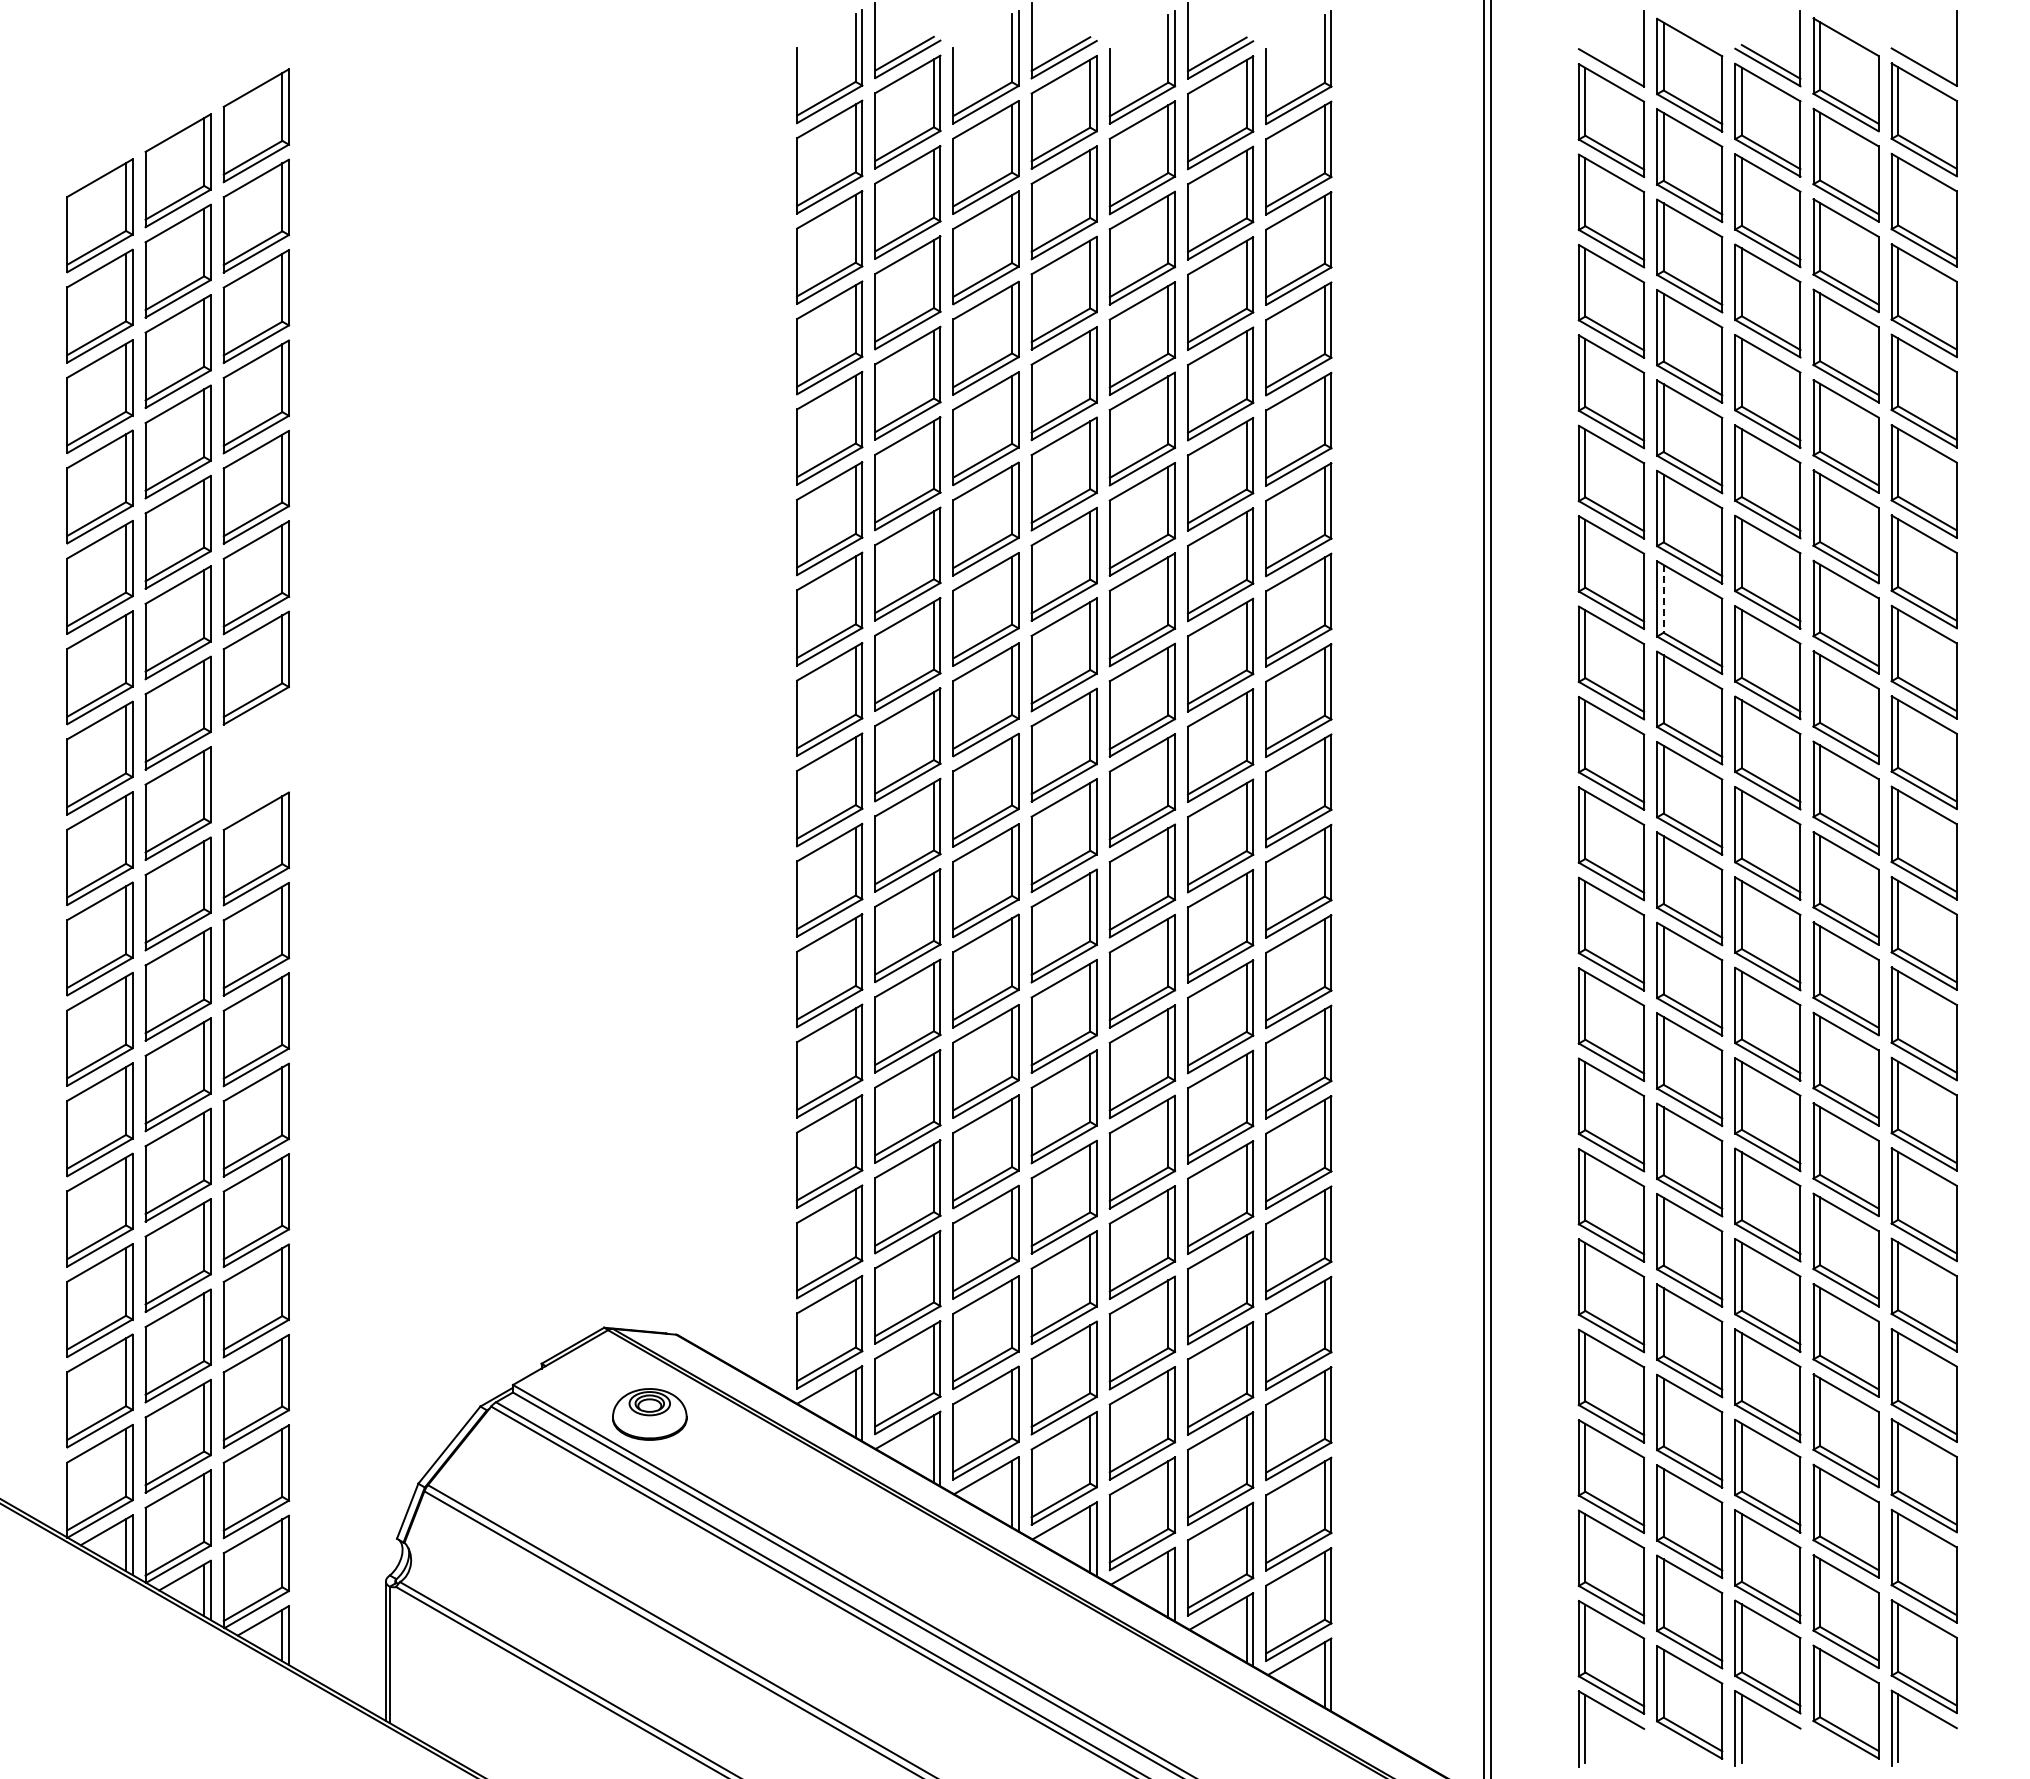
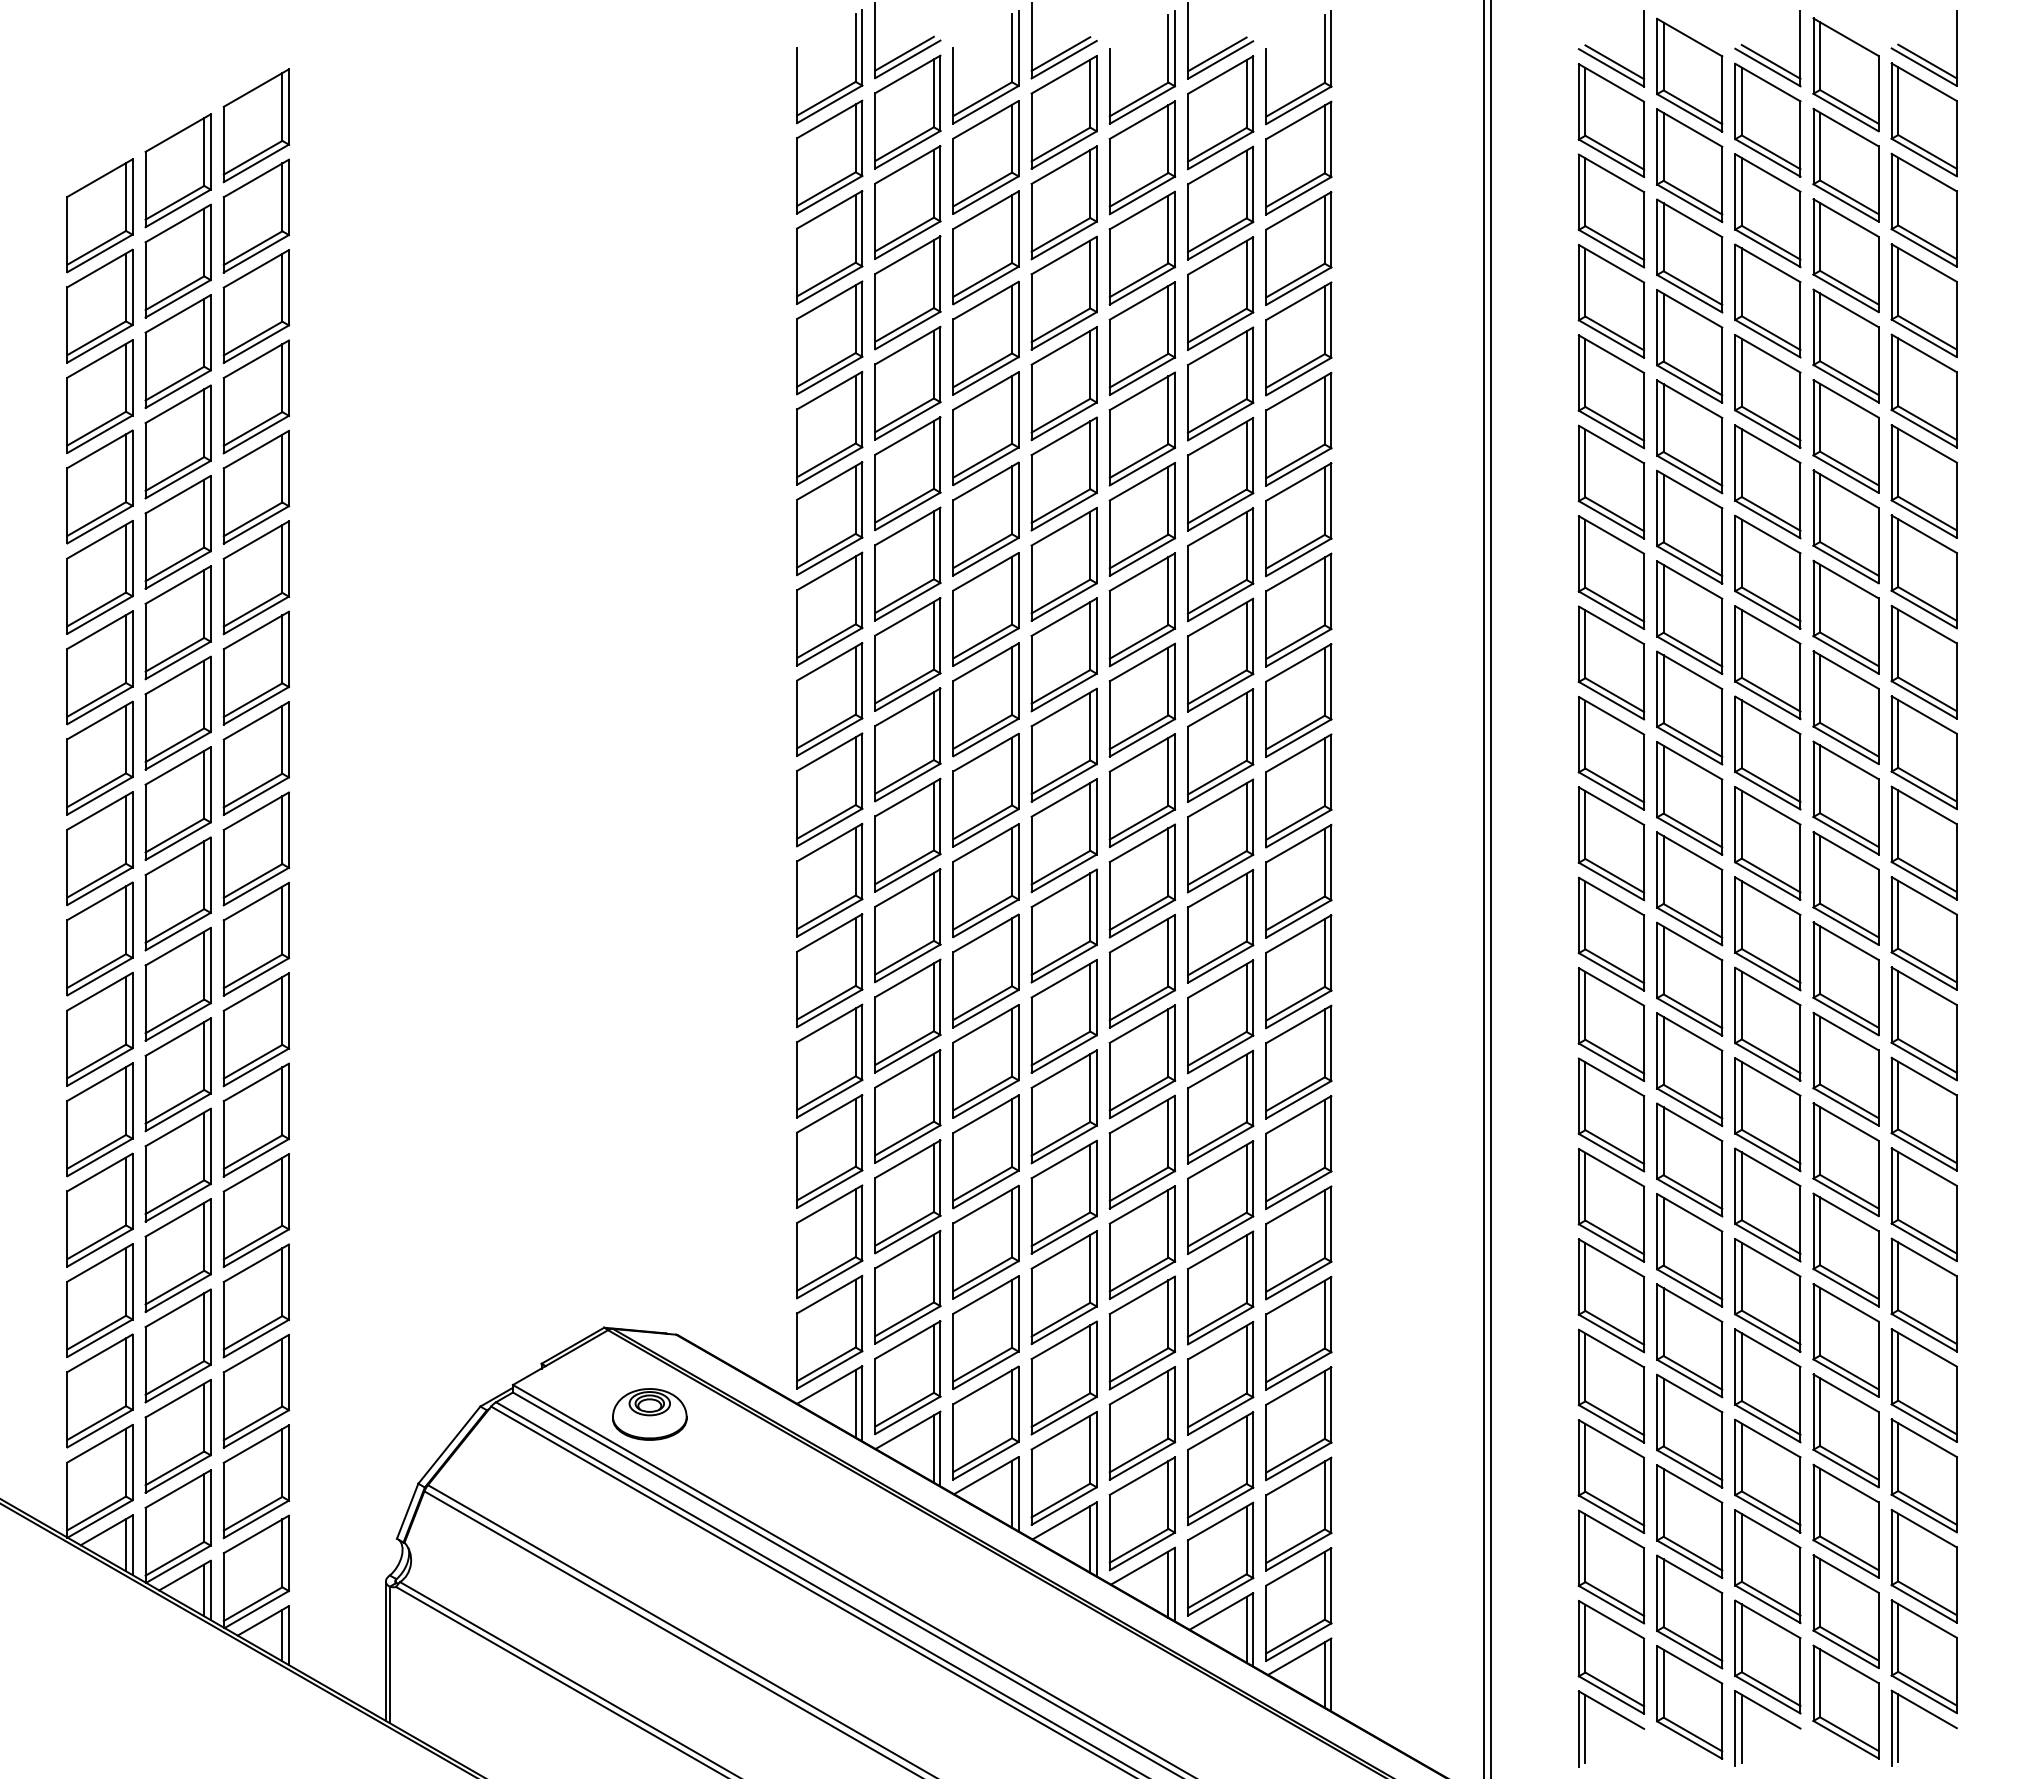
line: none -> present (1927, 61)
line: none -> present (1614, 62)
line: dashed -> solid (1663, 598)
part: none -> present (256, 758)
